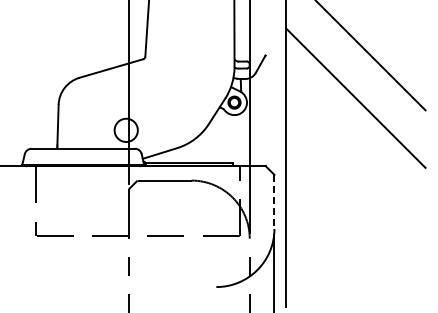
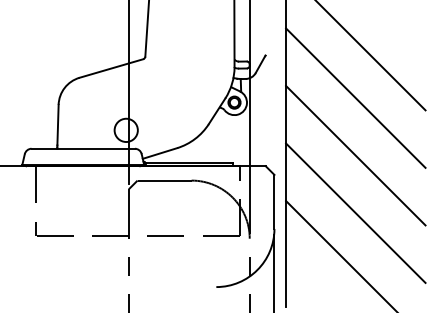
line: none -> present (355, 155)
line: dashed -> solid (274, 202)
line: none -> present (355, 212)
line: none -> present (340, 255)
